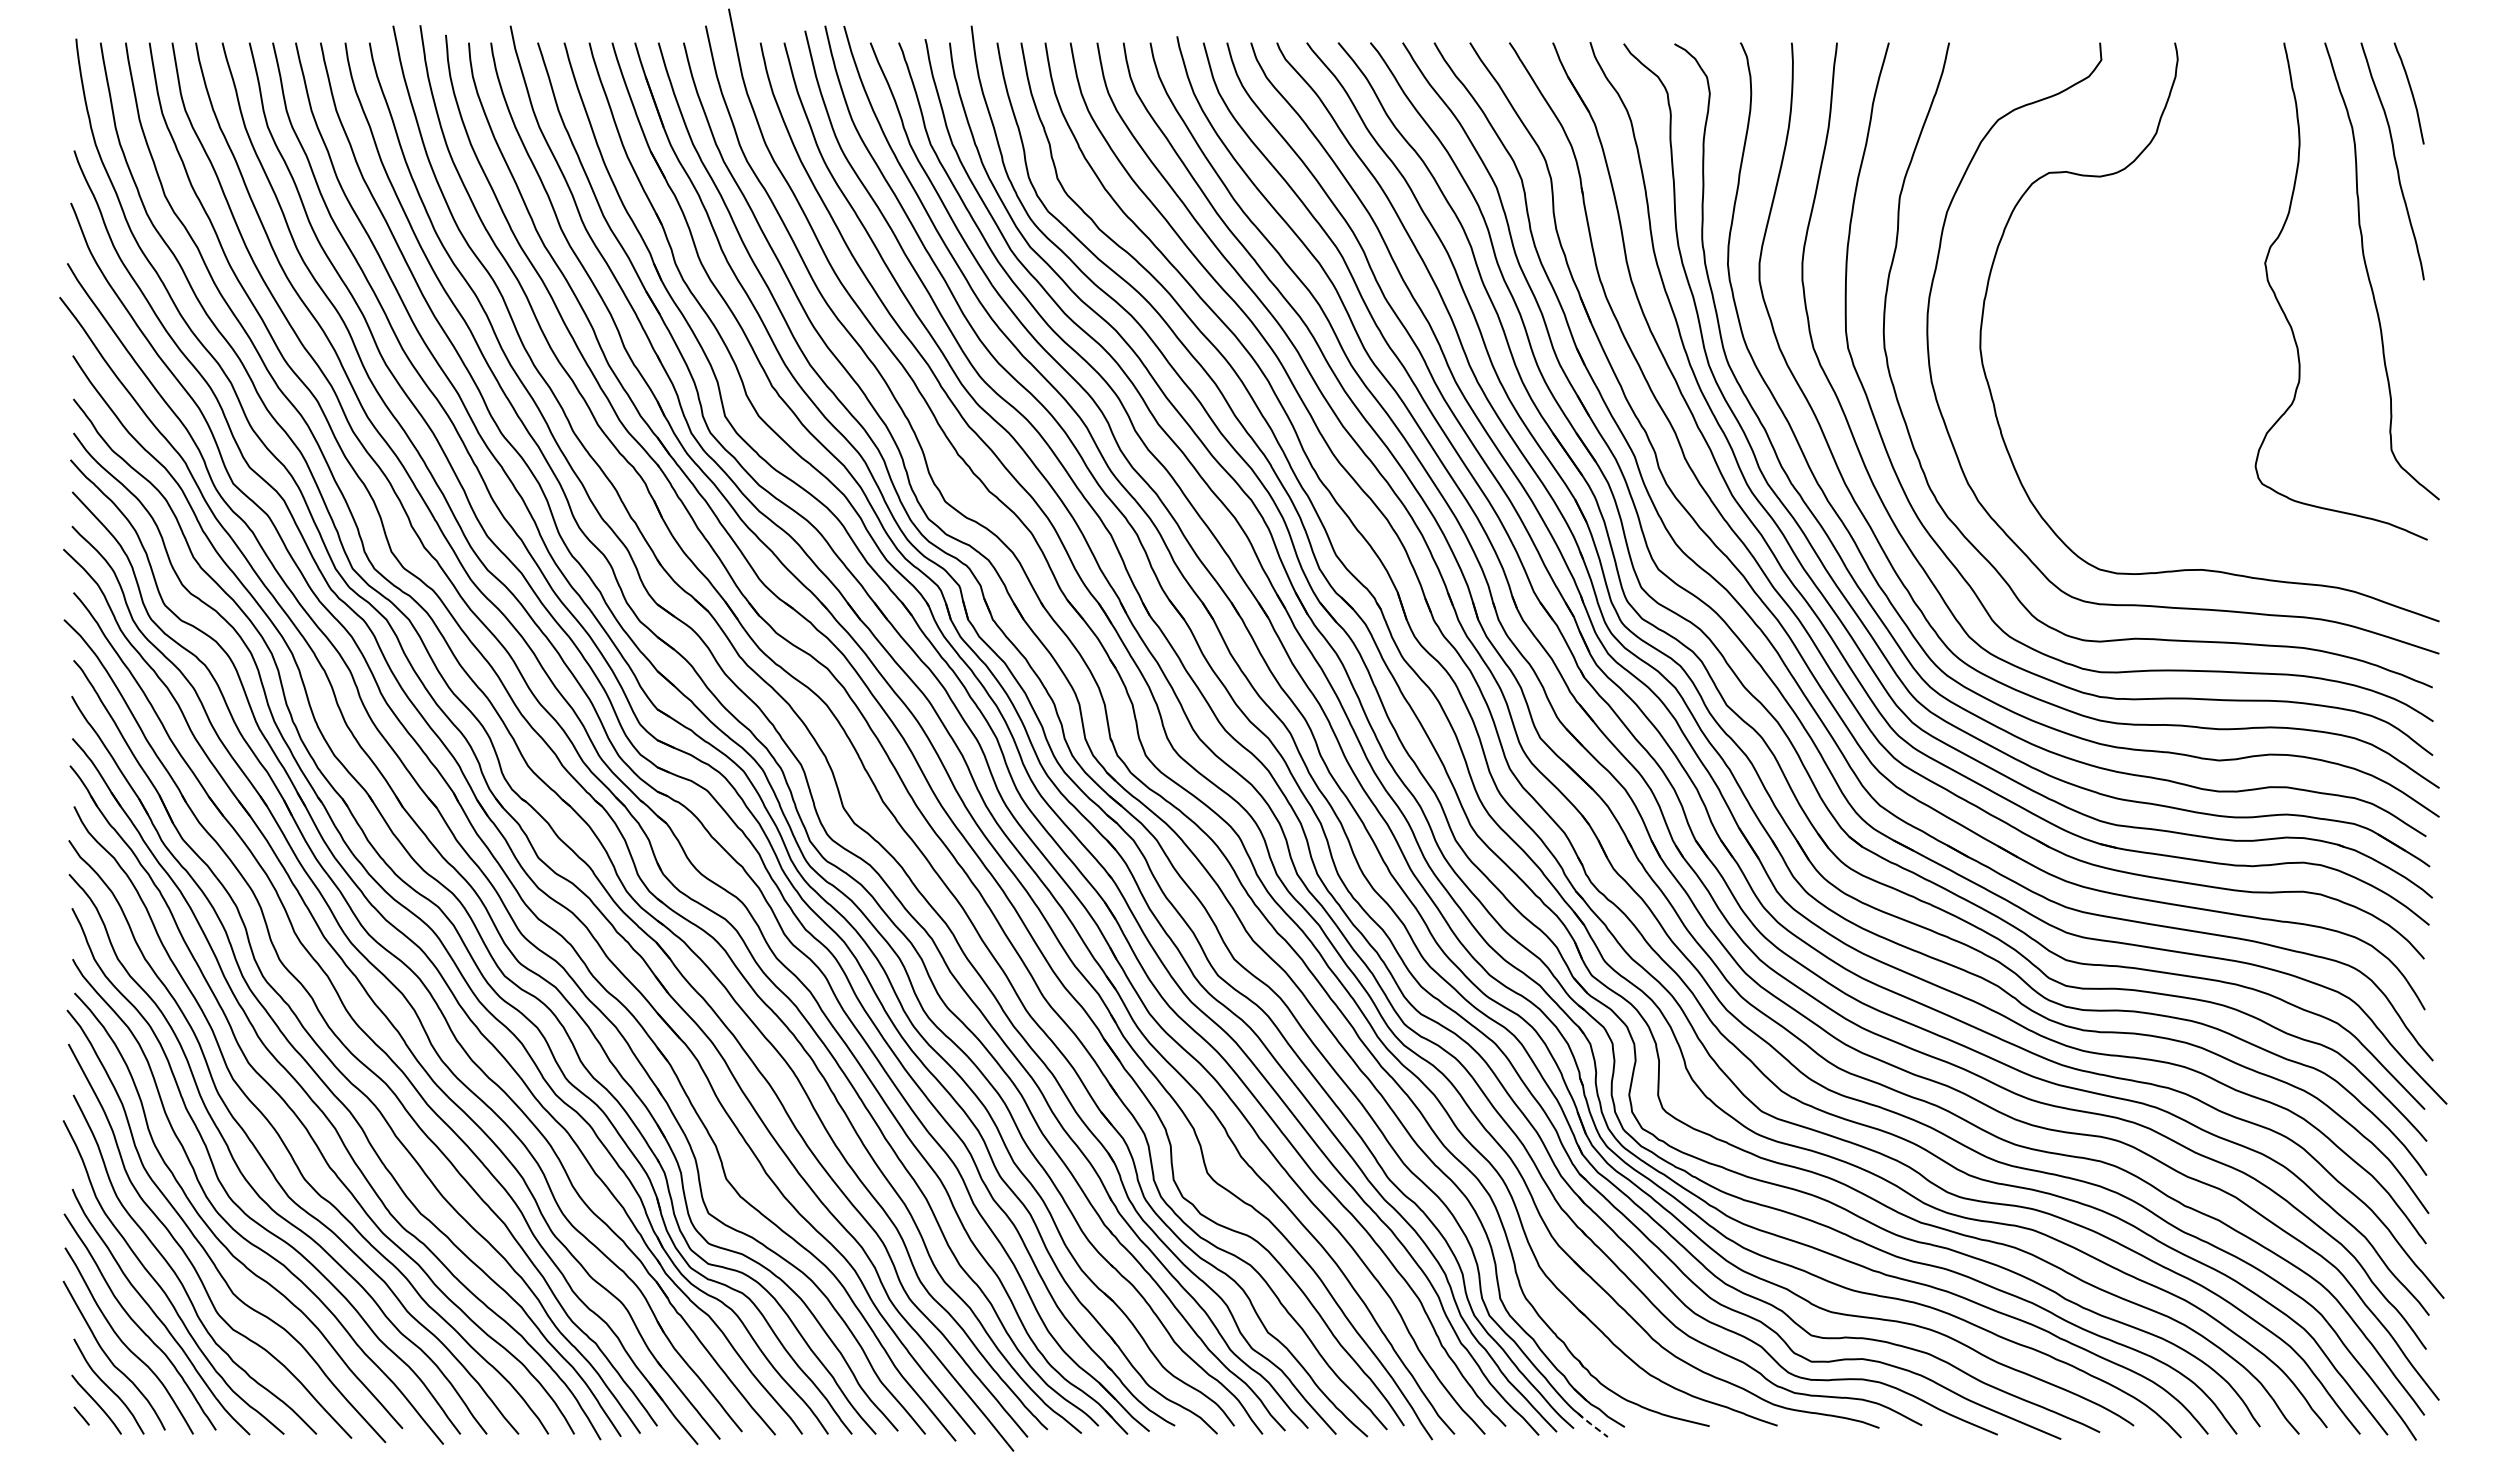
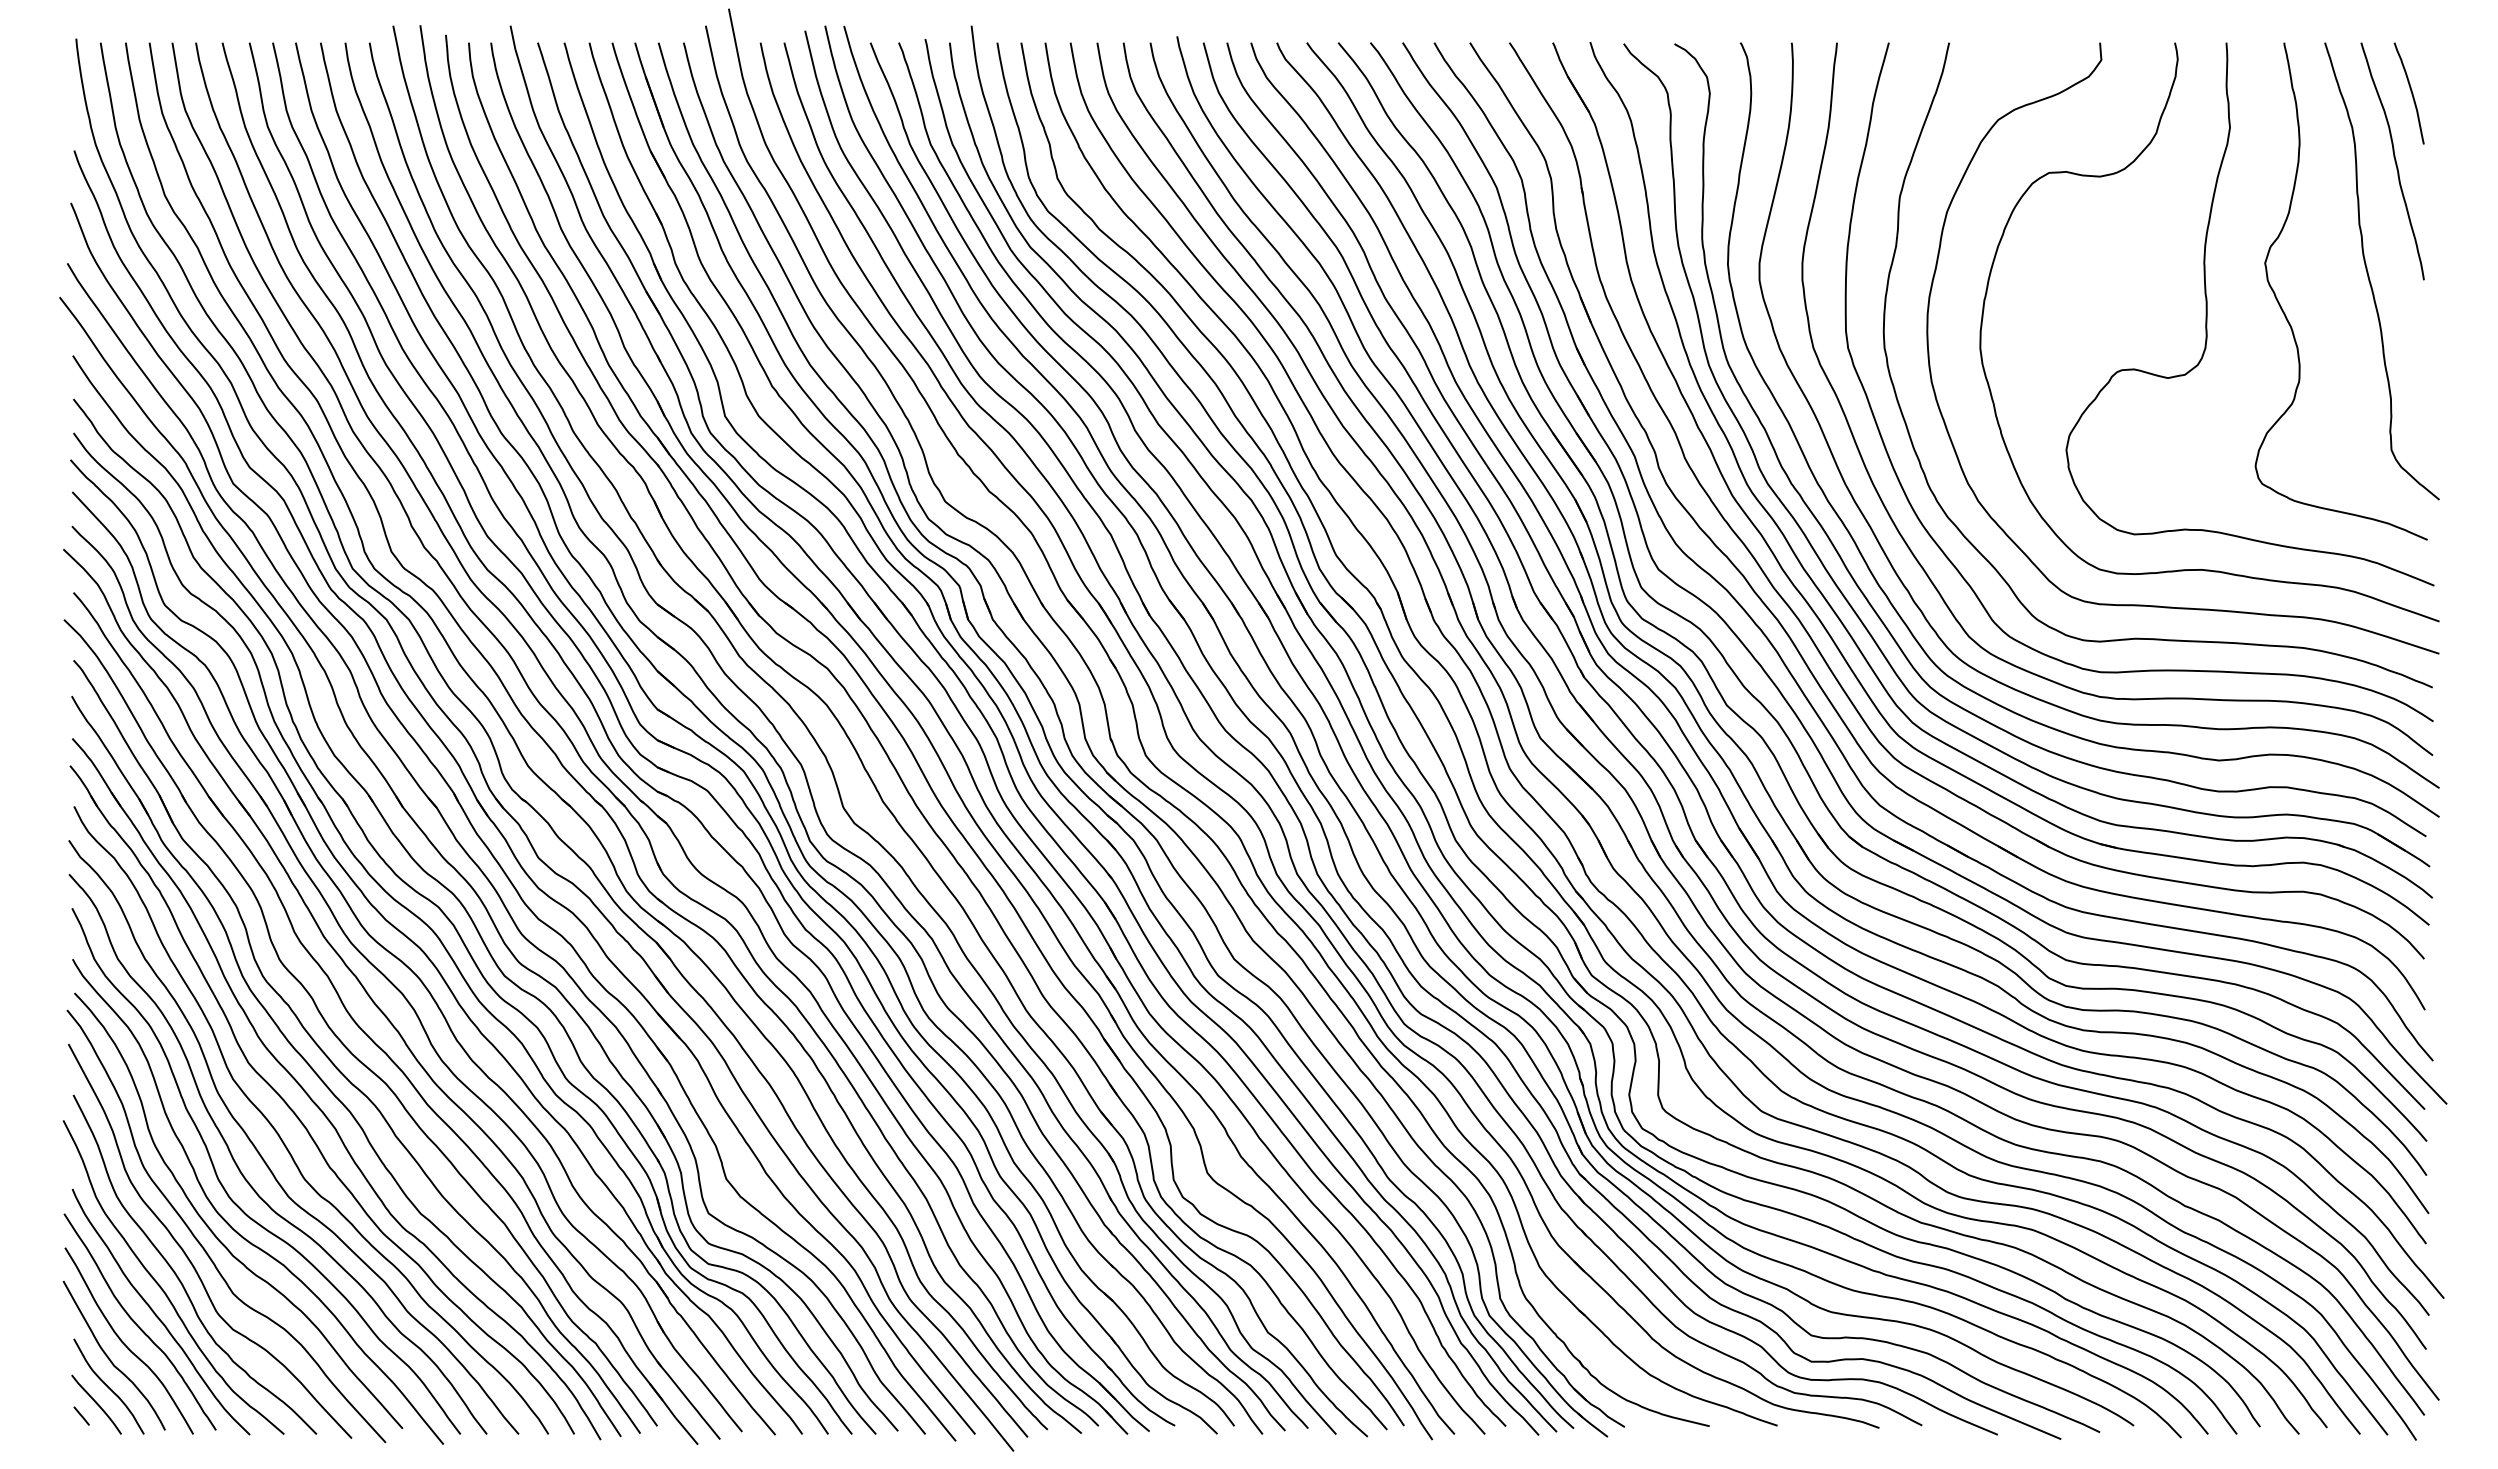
curve: none -> present (2207, 314)
line: dashed -> solid (1591, 1424)
